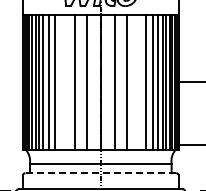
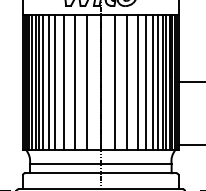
line: none -> present (63, 81)
line: none -> present (137, 81)
line: dashed -> solid (100, 173)
